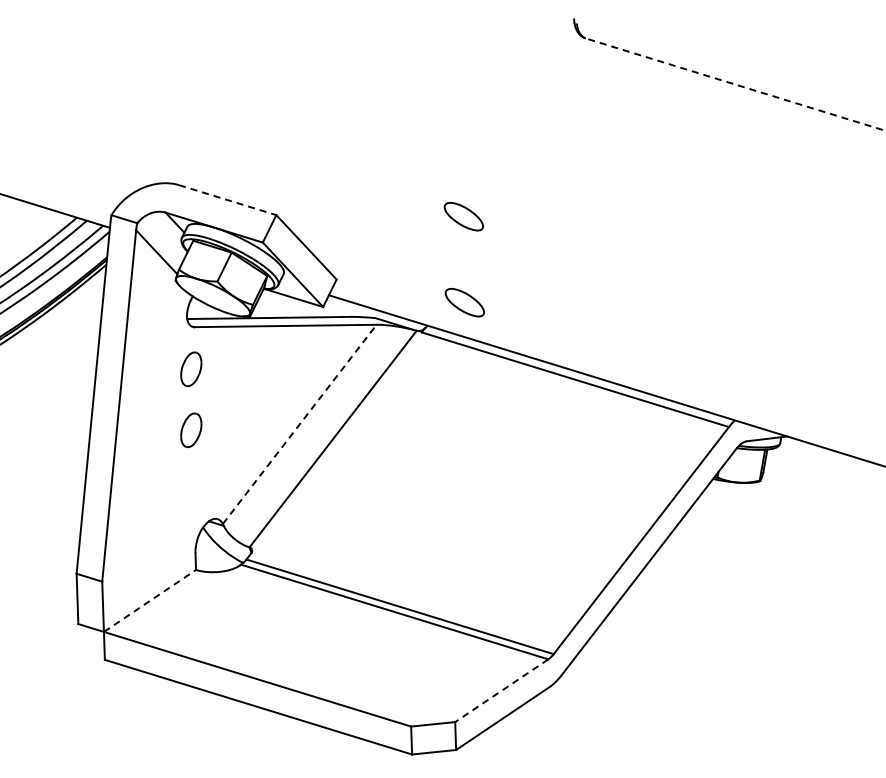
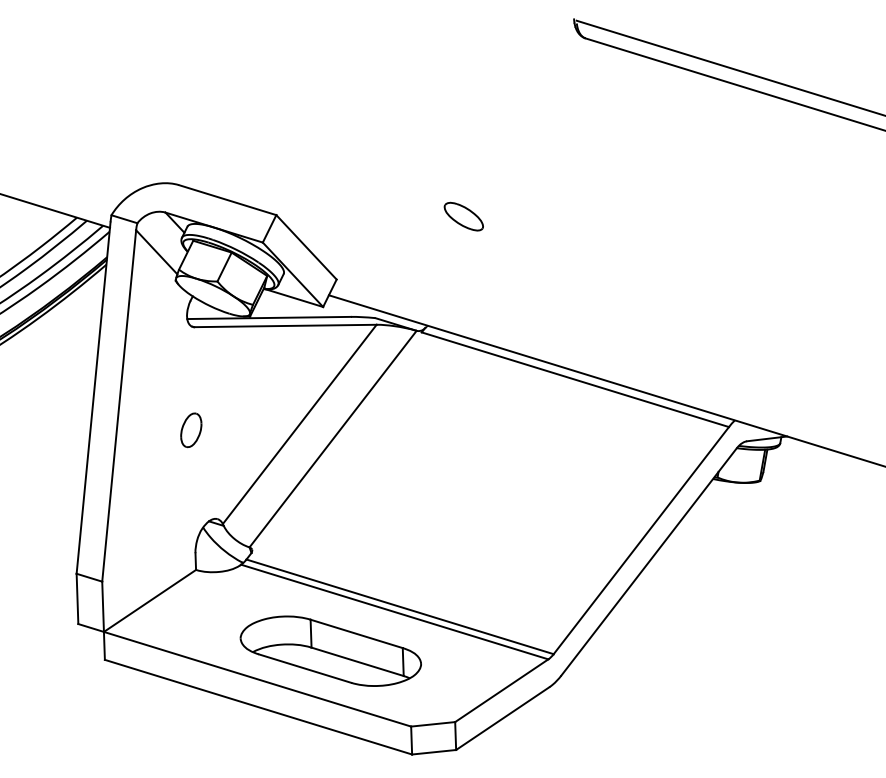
line: none -> present (729, 67)
line: dashed -> solid (735, 84)
line: dashed -> solid (227, 200)
part: present -> none (464, 302)
part: present -> none (191, 369)
line: dashed -> solid (299, 424)
line: dashed -> solid (150, 600)
part: none -> present (330, 650)
line: dashed -> solid (501, 691)
